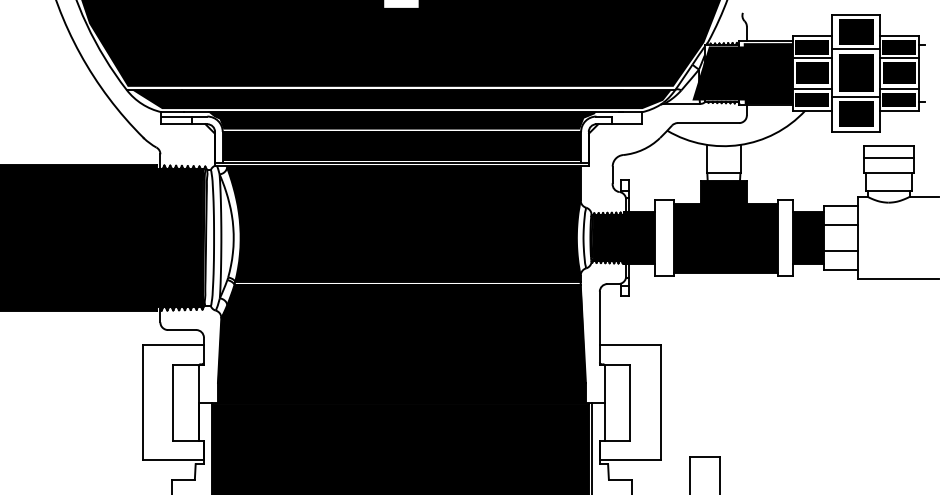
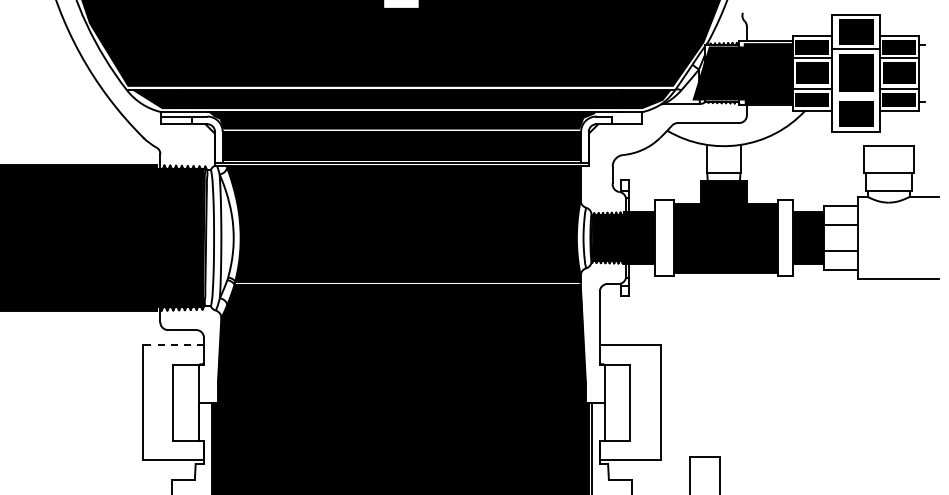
line: present -> none (856, 97)
line: present -> none (888, 157)
line: solid -> dashed (173, 345)
